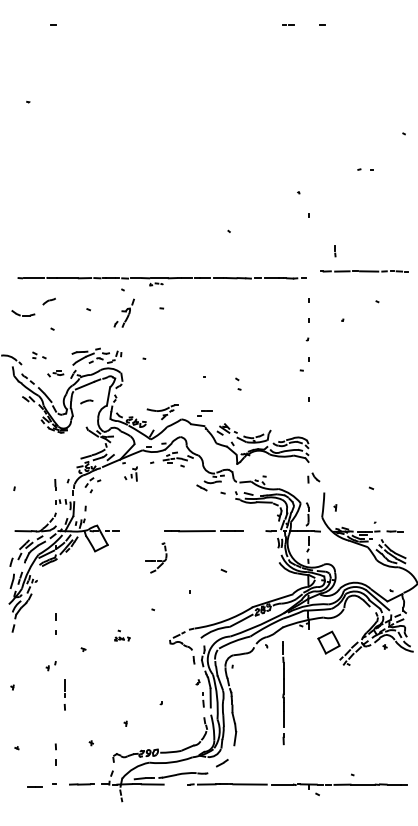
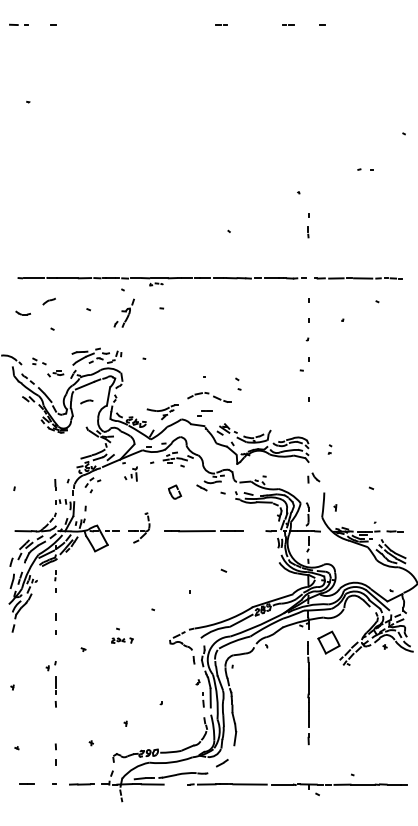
part: none -> present (18, 24)
line: none -> present (221, 24)
line position: (335, 251) -> (308, 232) (308, 232)
line position: (364, 271) -> (358, 278) (358, 278)
part size: 25x7 px -> 16x6 px (22, 312)
part position: (39, 355) -> (39, 361) (39, 361)
part: none -> present (209, 397)
part: none -> present (329, 449)
part: none -> present (175, 491)
part position: (156, 557) -> (139, 527) (139, 527)
part: none -> present (55, 581)
part size: 17x13 px -> 23x17 px (122, 635)
line position: (283, 693) -> (308, 693) (308, 693)
part position: (64, 694) -> (55, 691) (55, 691)
line position: (34, 786) -> (26, 783) (26, 783)
